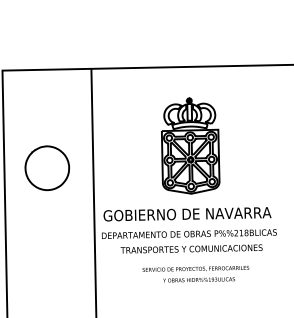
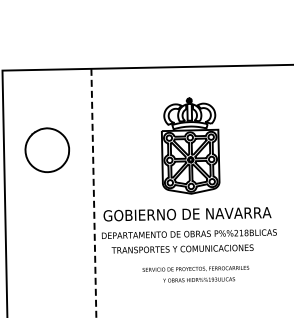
part position: (46, 167) -> (46, 149) (46, 149)
line: solid -> dashed (93, 193)
text position: (191, 248) -> (182, 248) (182, 248)
